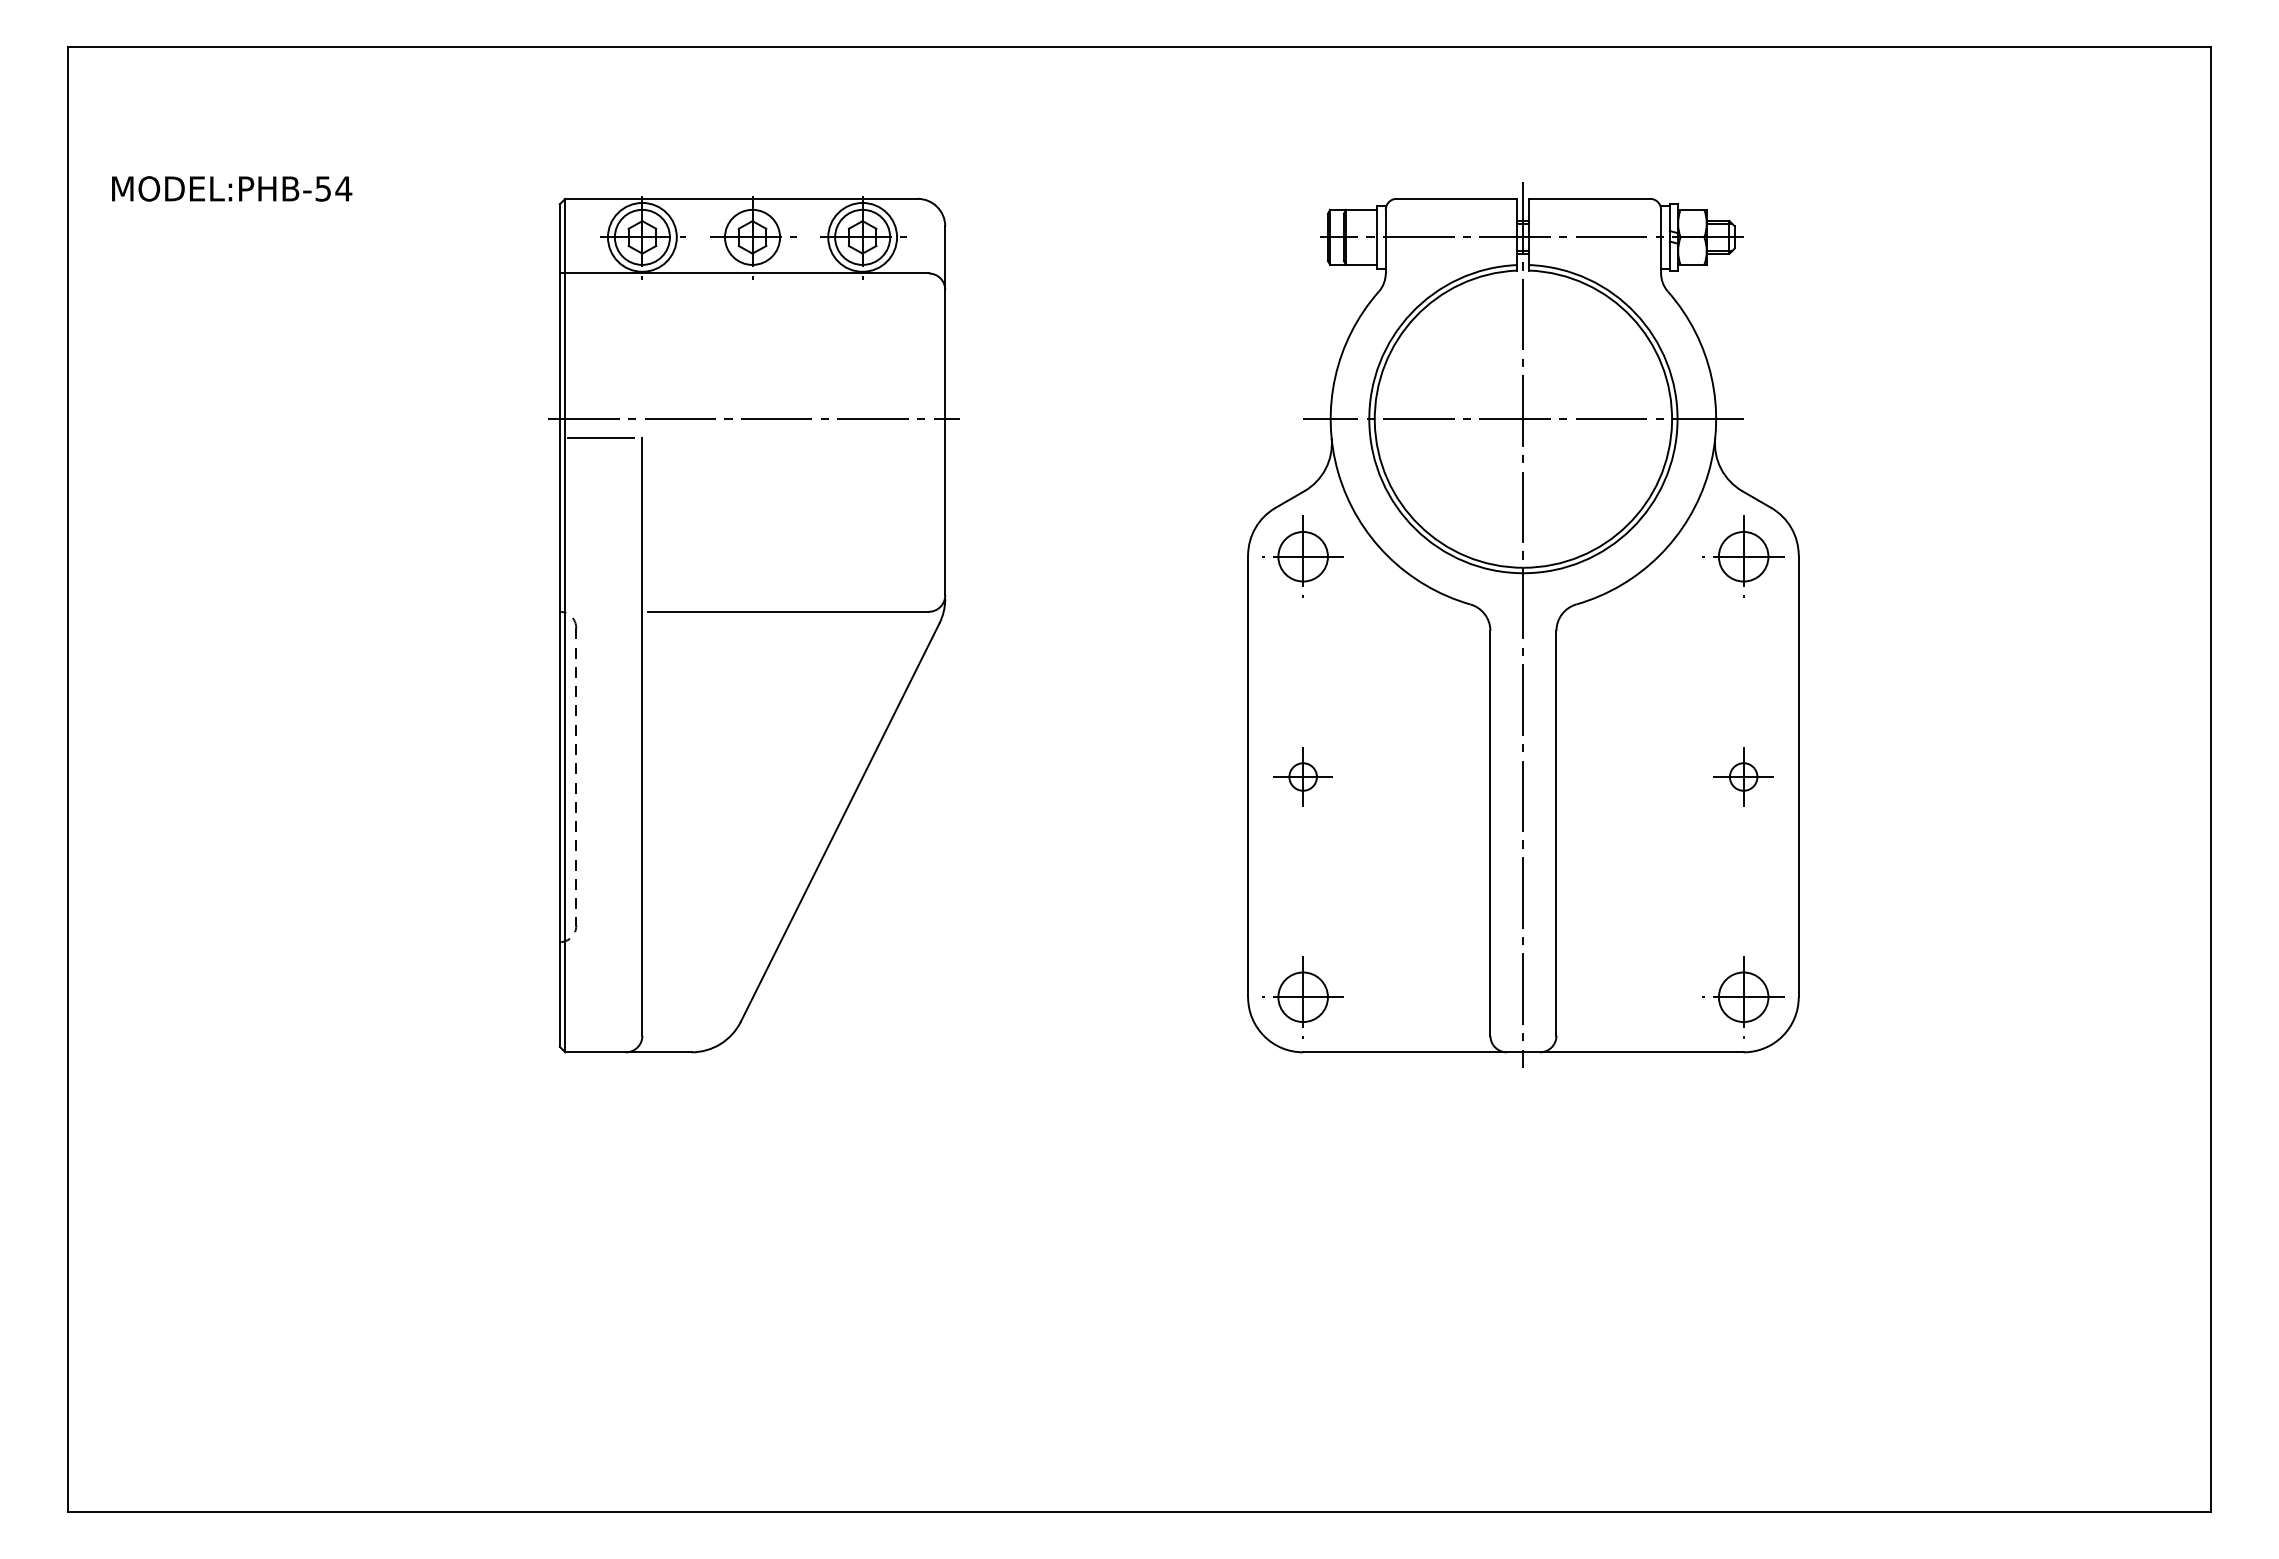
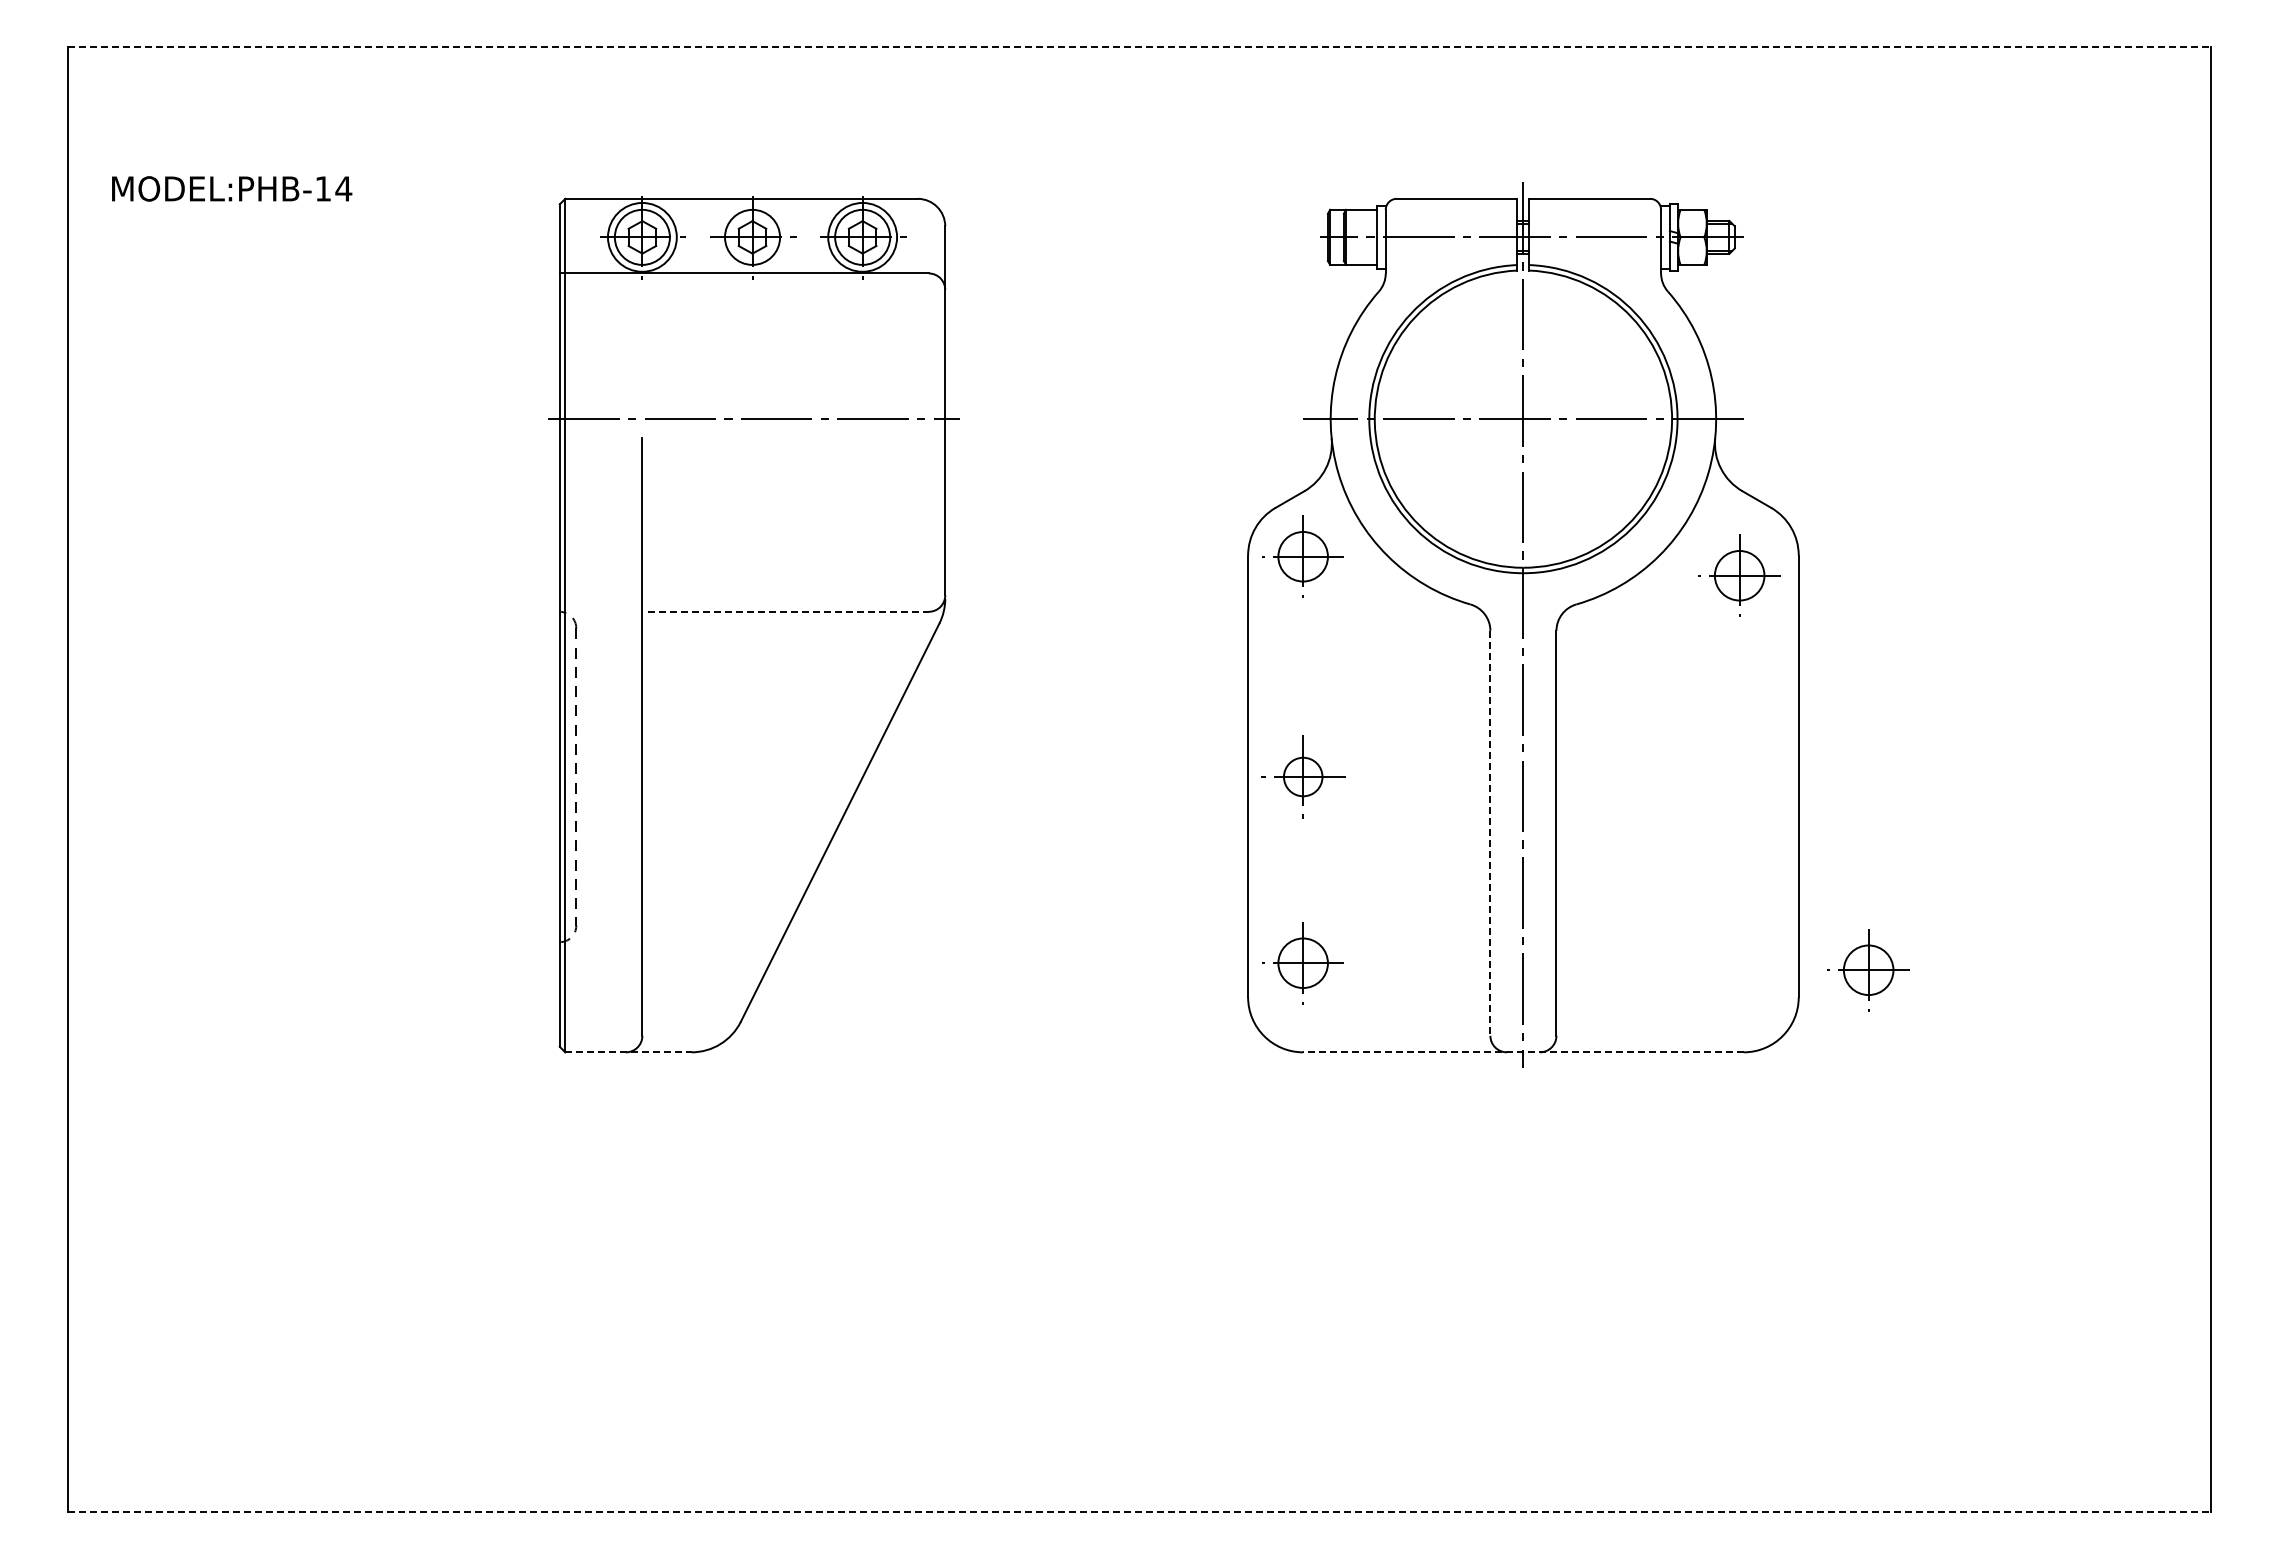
line: solid -> dashed (1139, 46)
text: MODEL:PHB-54 -> MODEL:PHB-14 (322, 188)
line: present -> none (600, 438)
part position: (1743, 556) -> (1739, 575) (1739, 575)
line: solid -> dashed (788, 611)
part size: 60x60 px -> 85x84 px (1303, 776)
part: present -> none (1743, 776)
line: solid -> dashed (1490, 833)
part position: (1302, 997) -> (1302, 963) (1302, 963)
part position: (1743, 997) -> (1868, 970) (1868, 970)
line: solid -> dashed (628, 1052)
line: solid -> dashed (1522, 1052)
line: solid -> dashed (1139, 1512)
